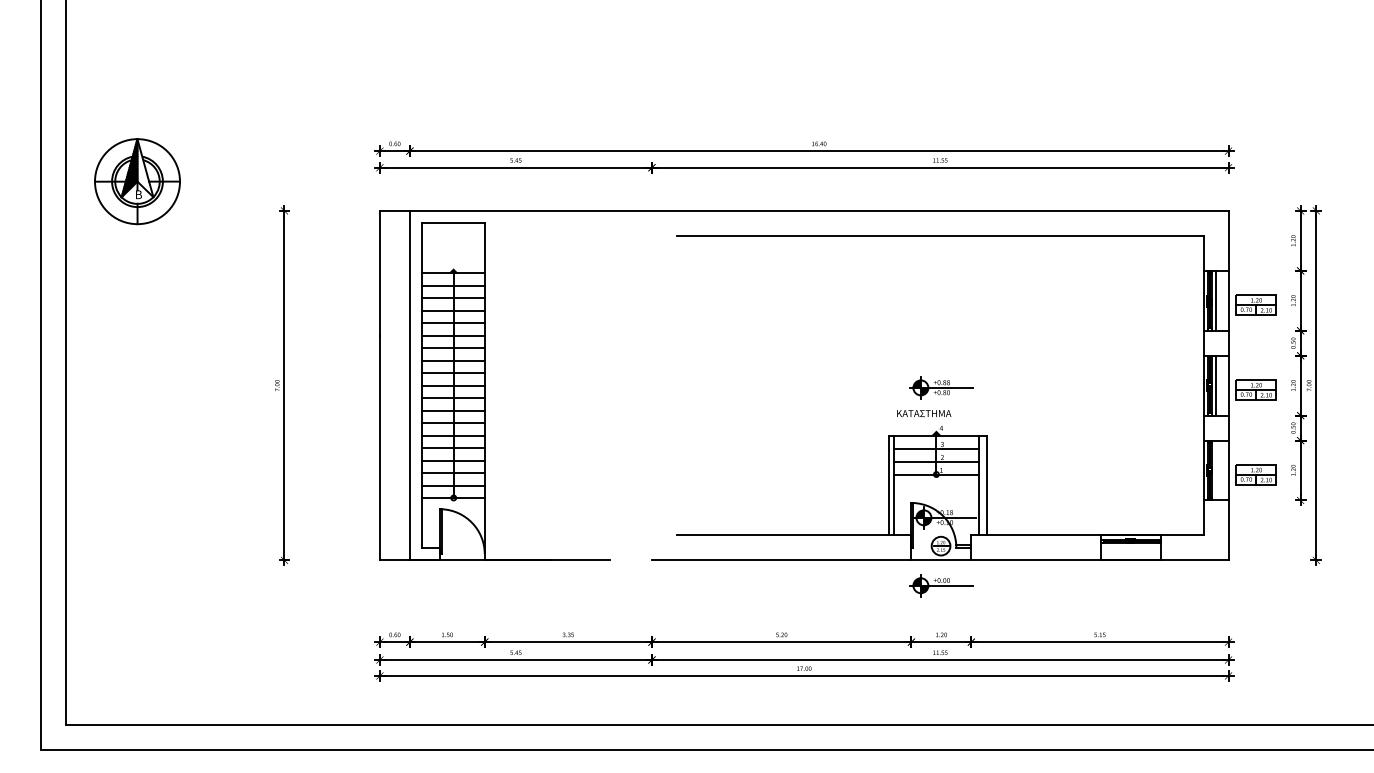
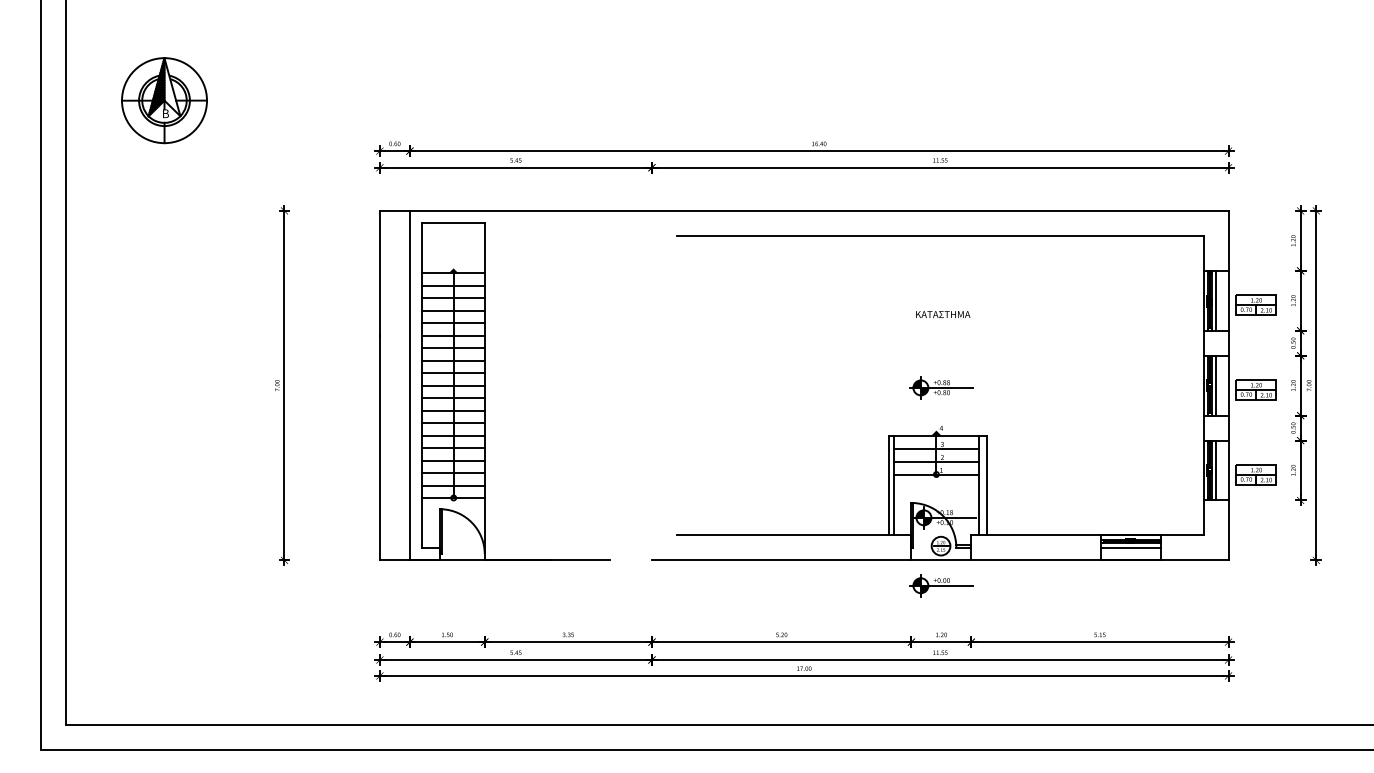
part position: (137, 181) -> (164, 100) (164, 100)
text position: (924, 413) -> (943, 314) (943, 314)
line: none -> present (1216, 470)
line: none -> present (1131, 547)
